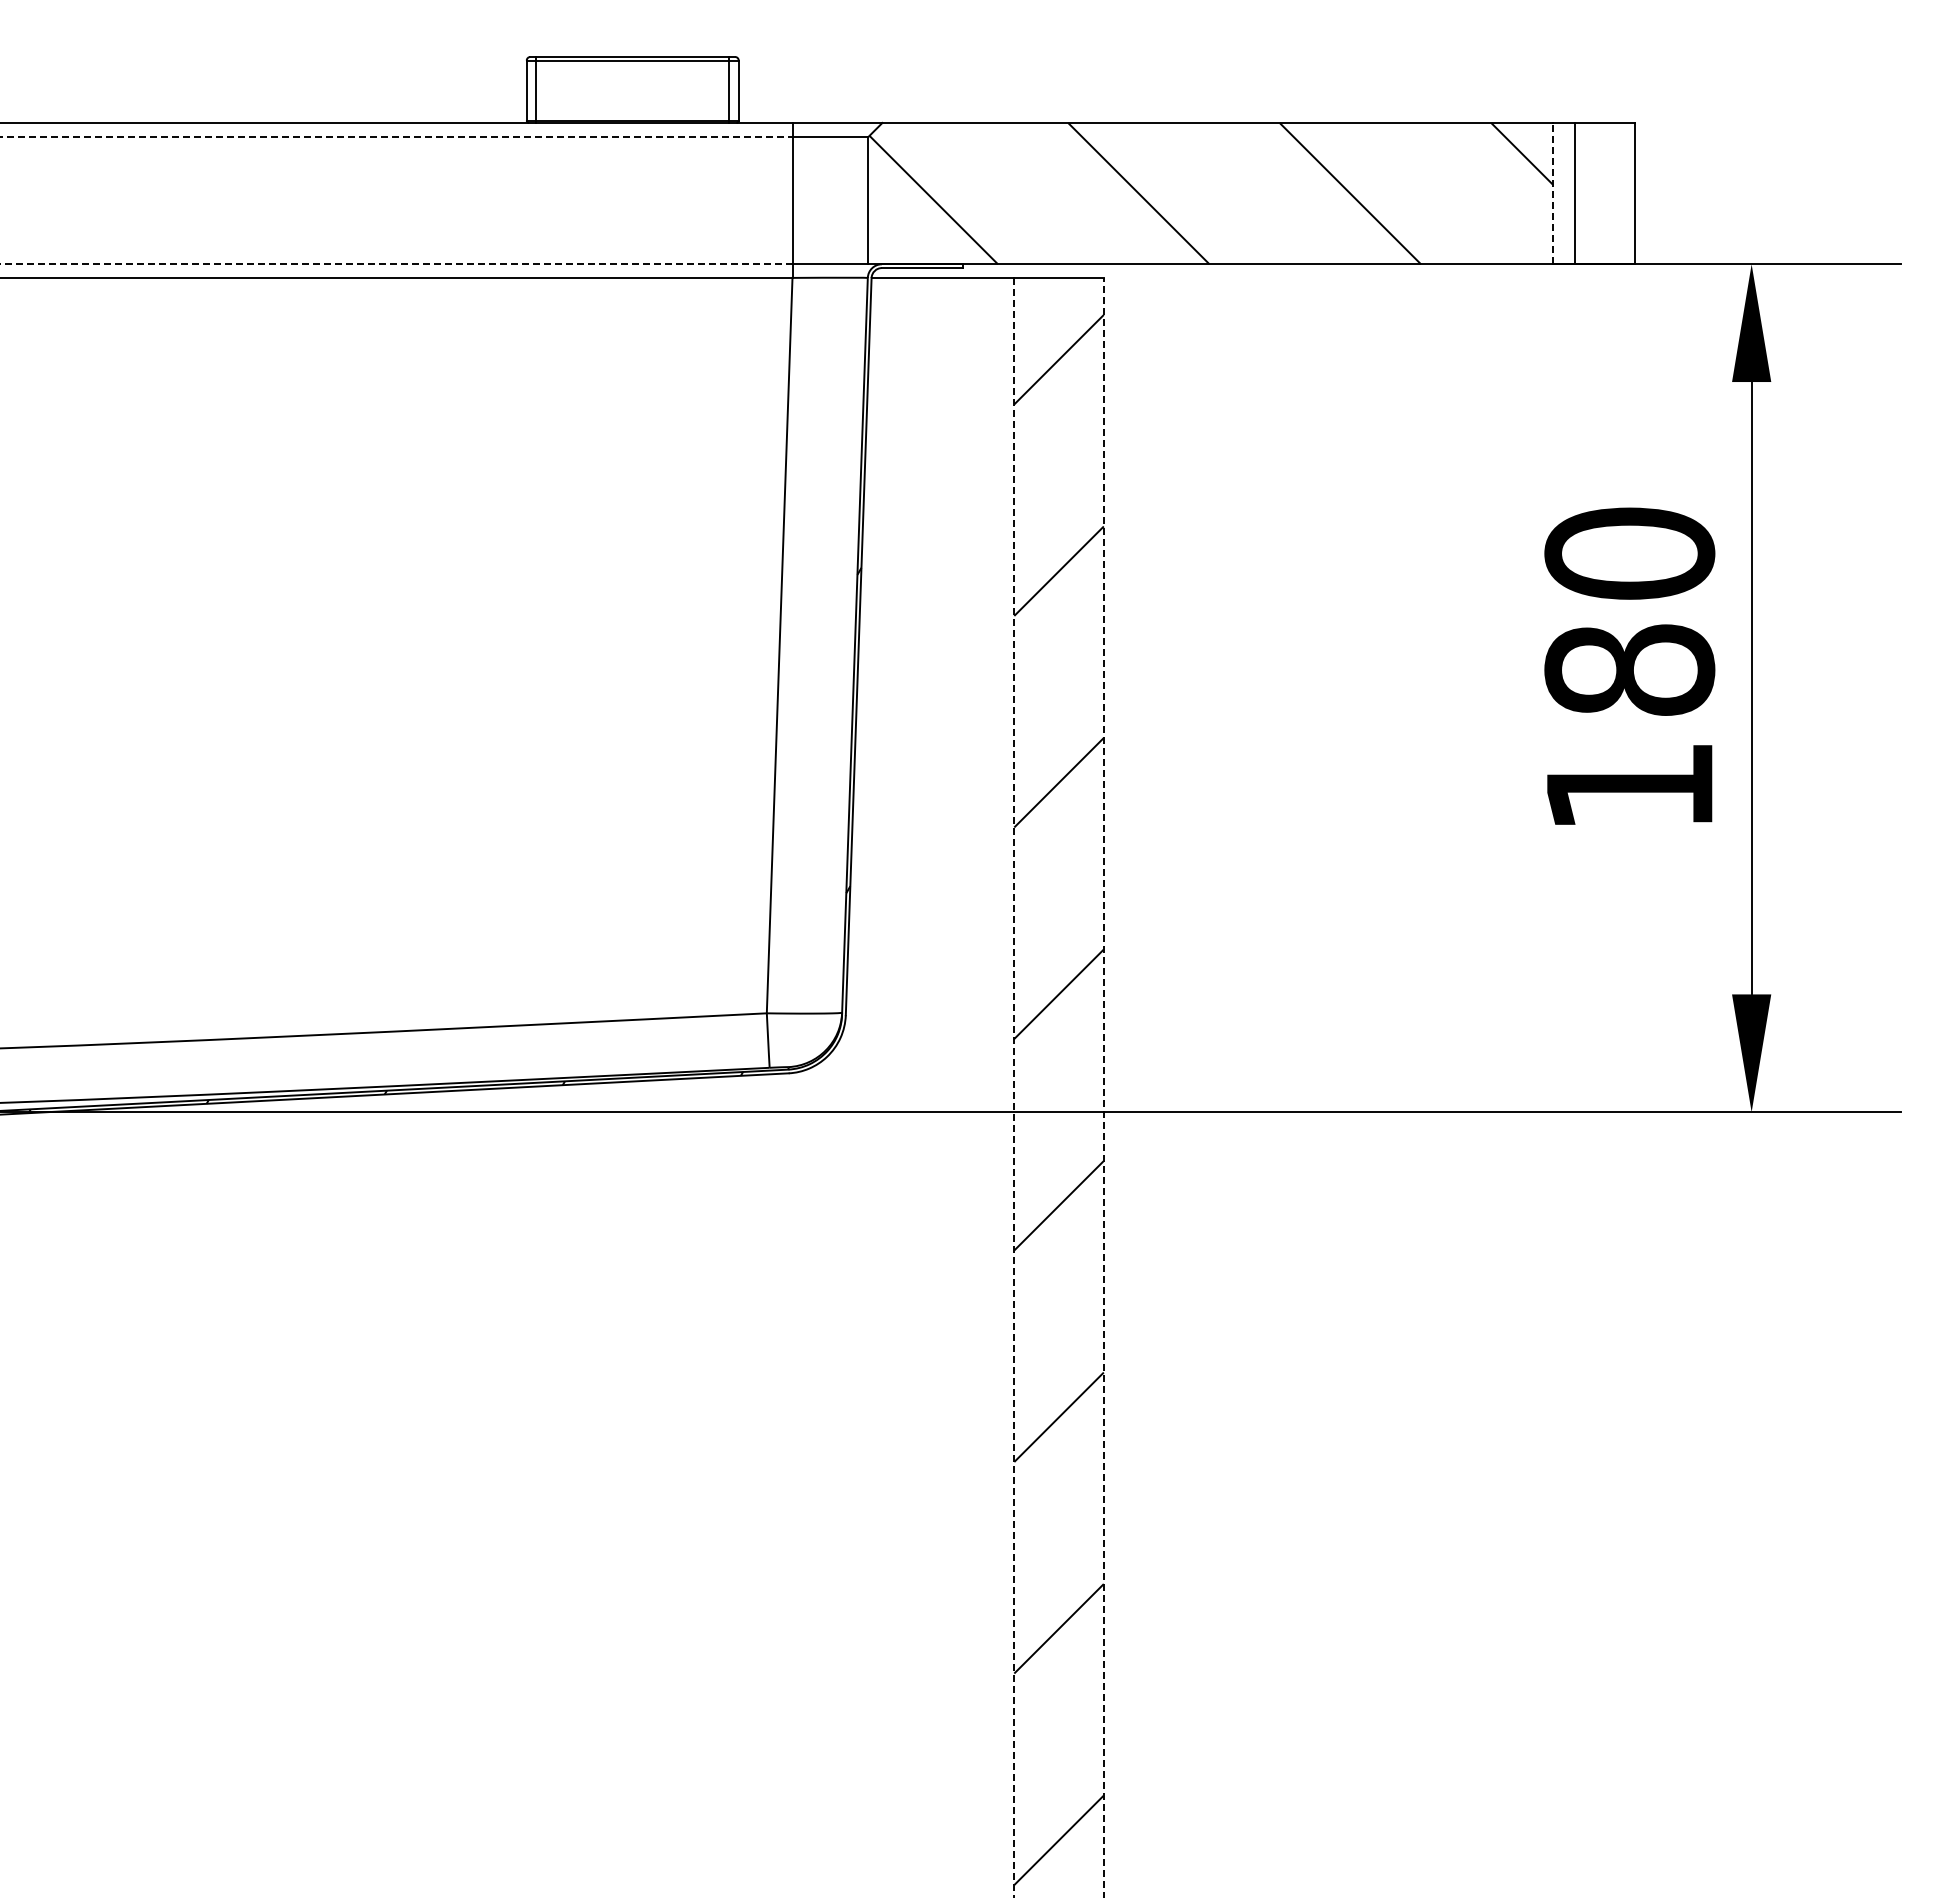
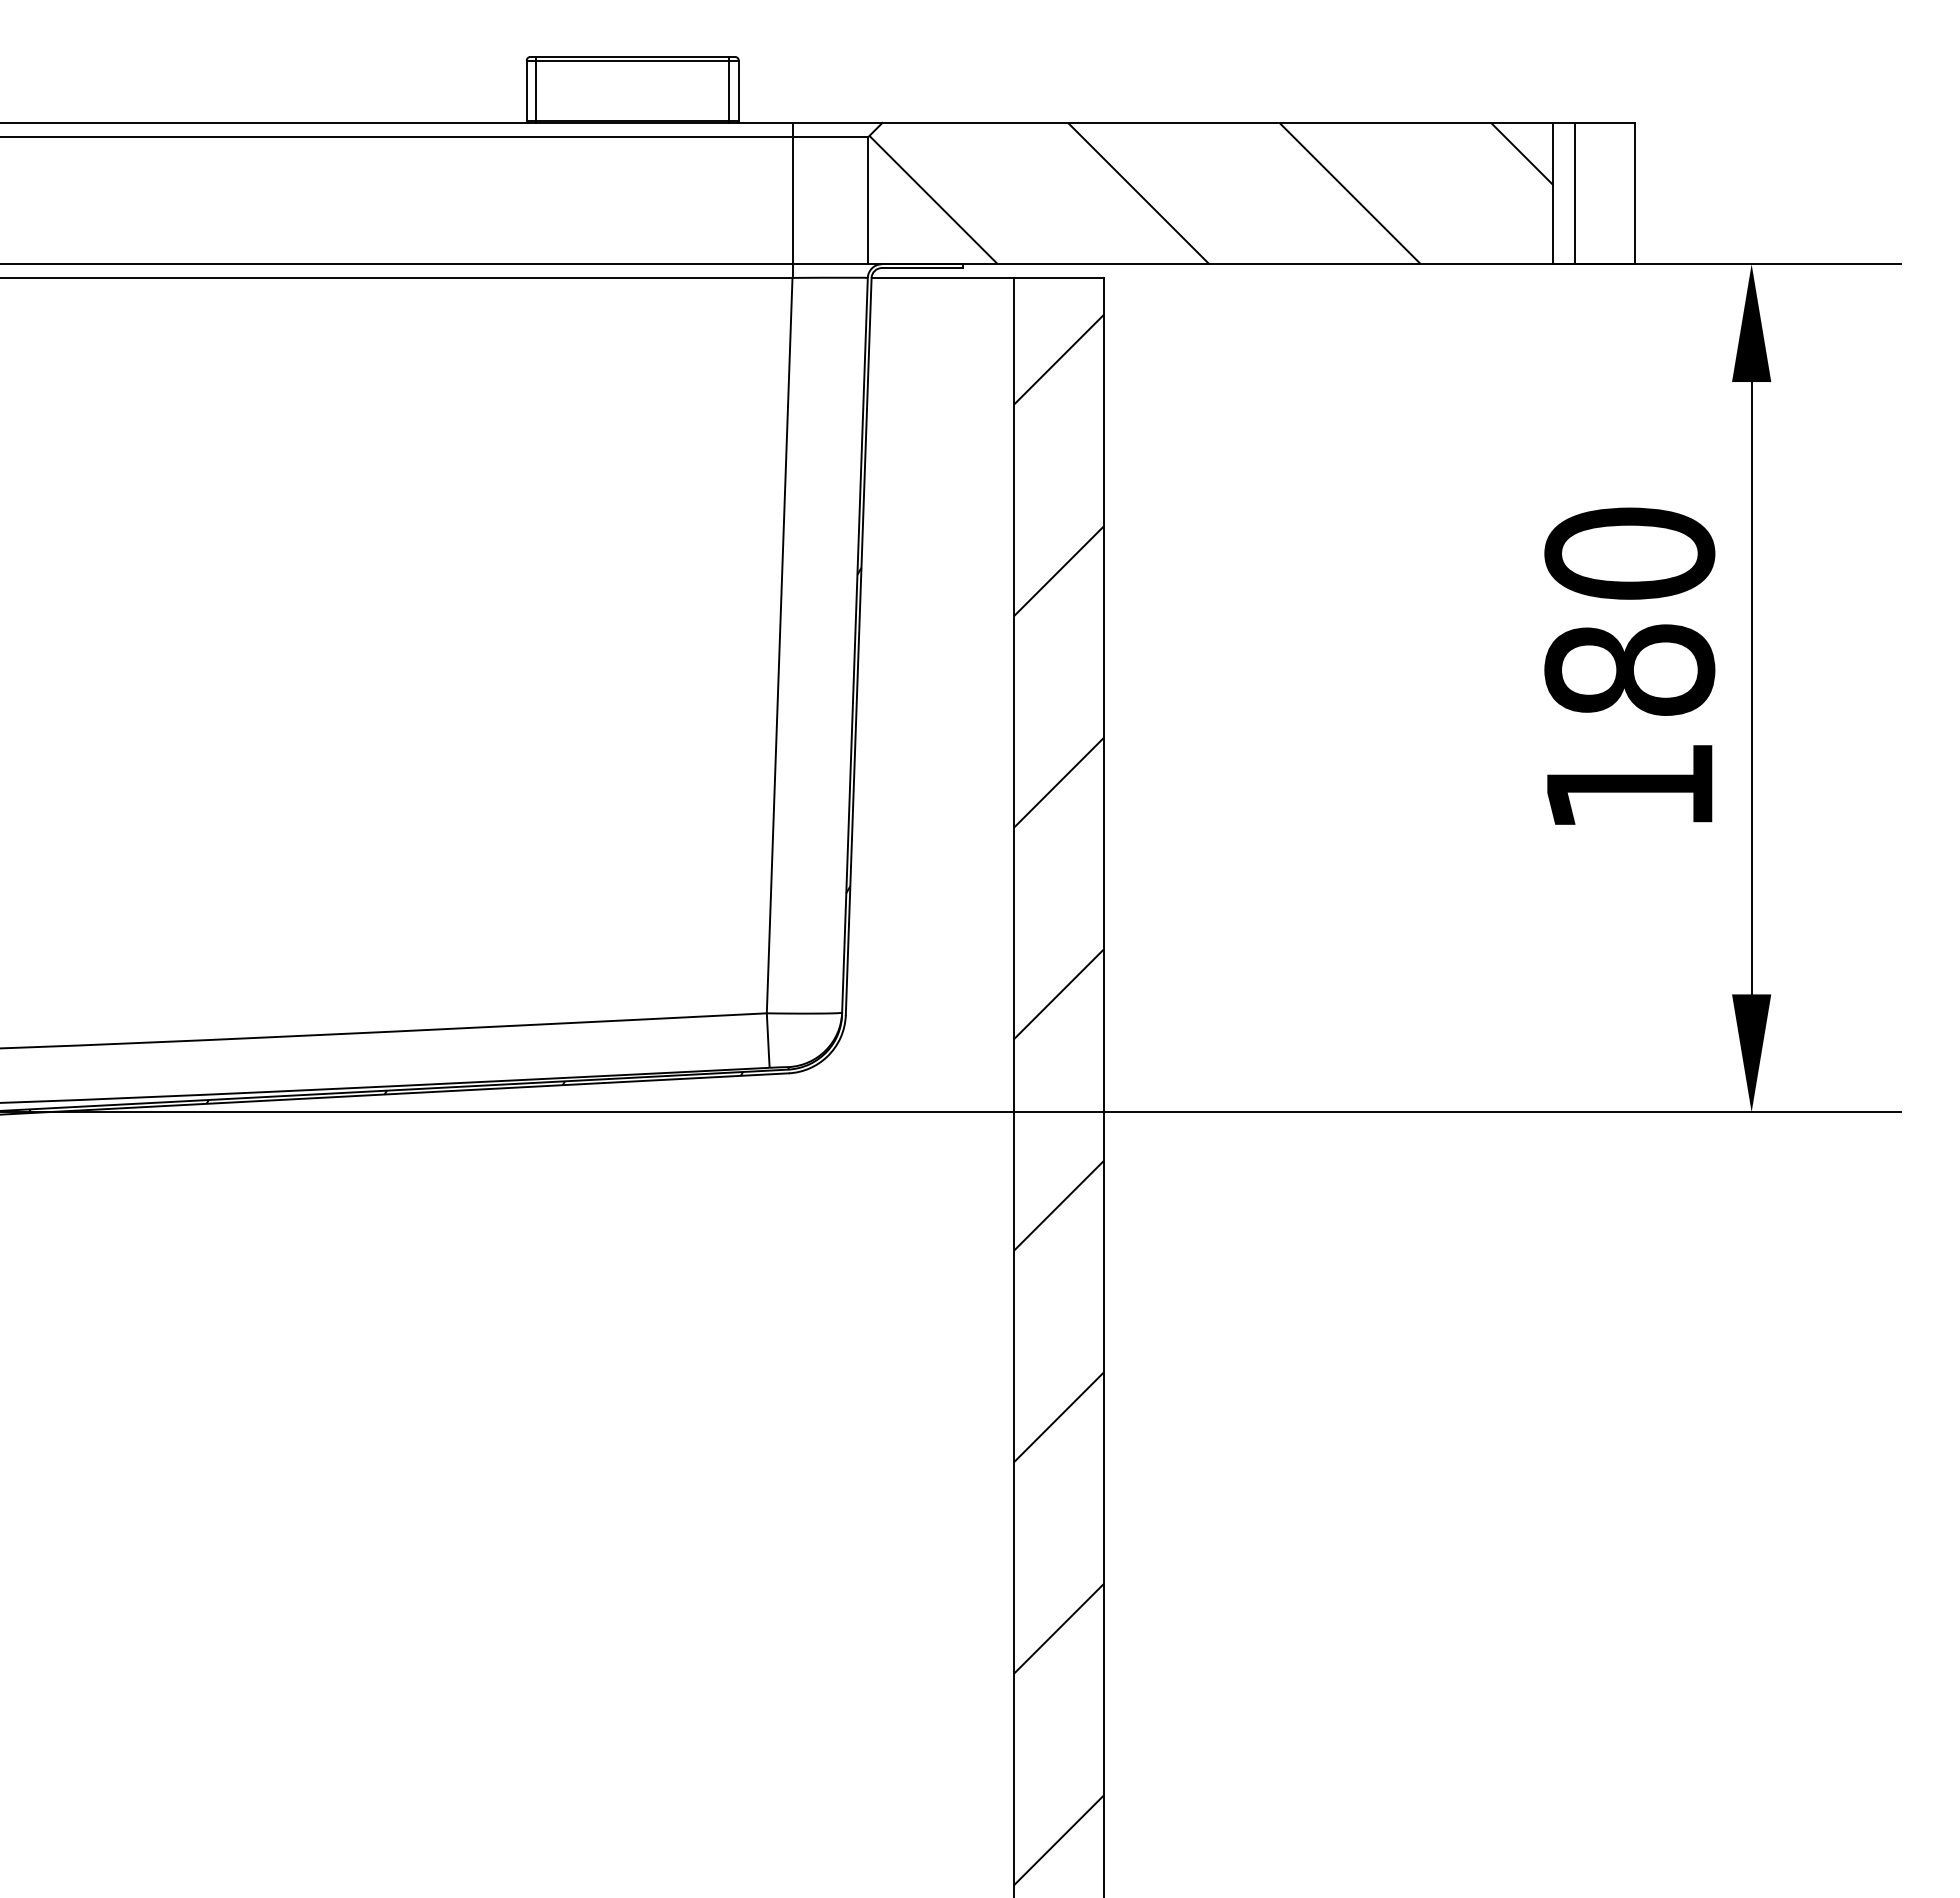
line: dashed -> solid (397, 137)
line: dashed -> solid (1553, 193)
line: dashed -> solid (396, 264)
line: dashed -> solid (1103, 1087)
line: dashed -> solid (1014, 1088)
